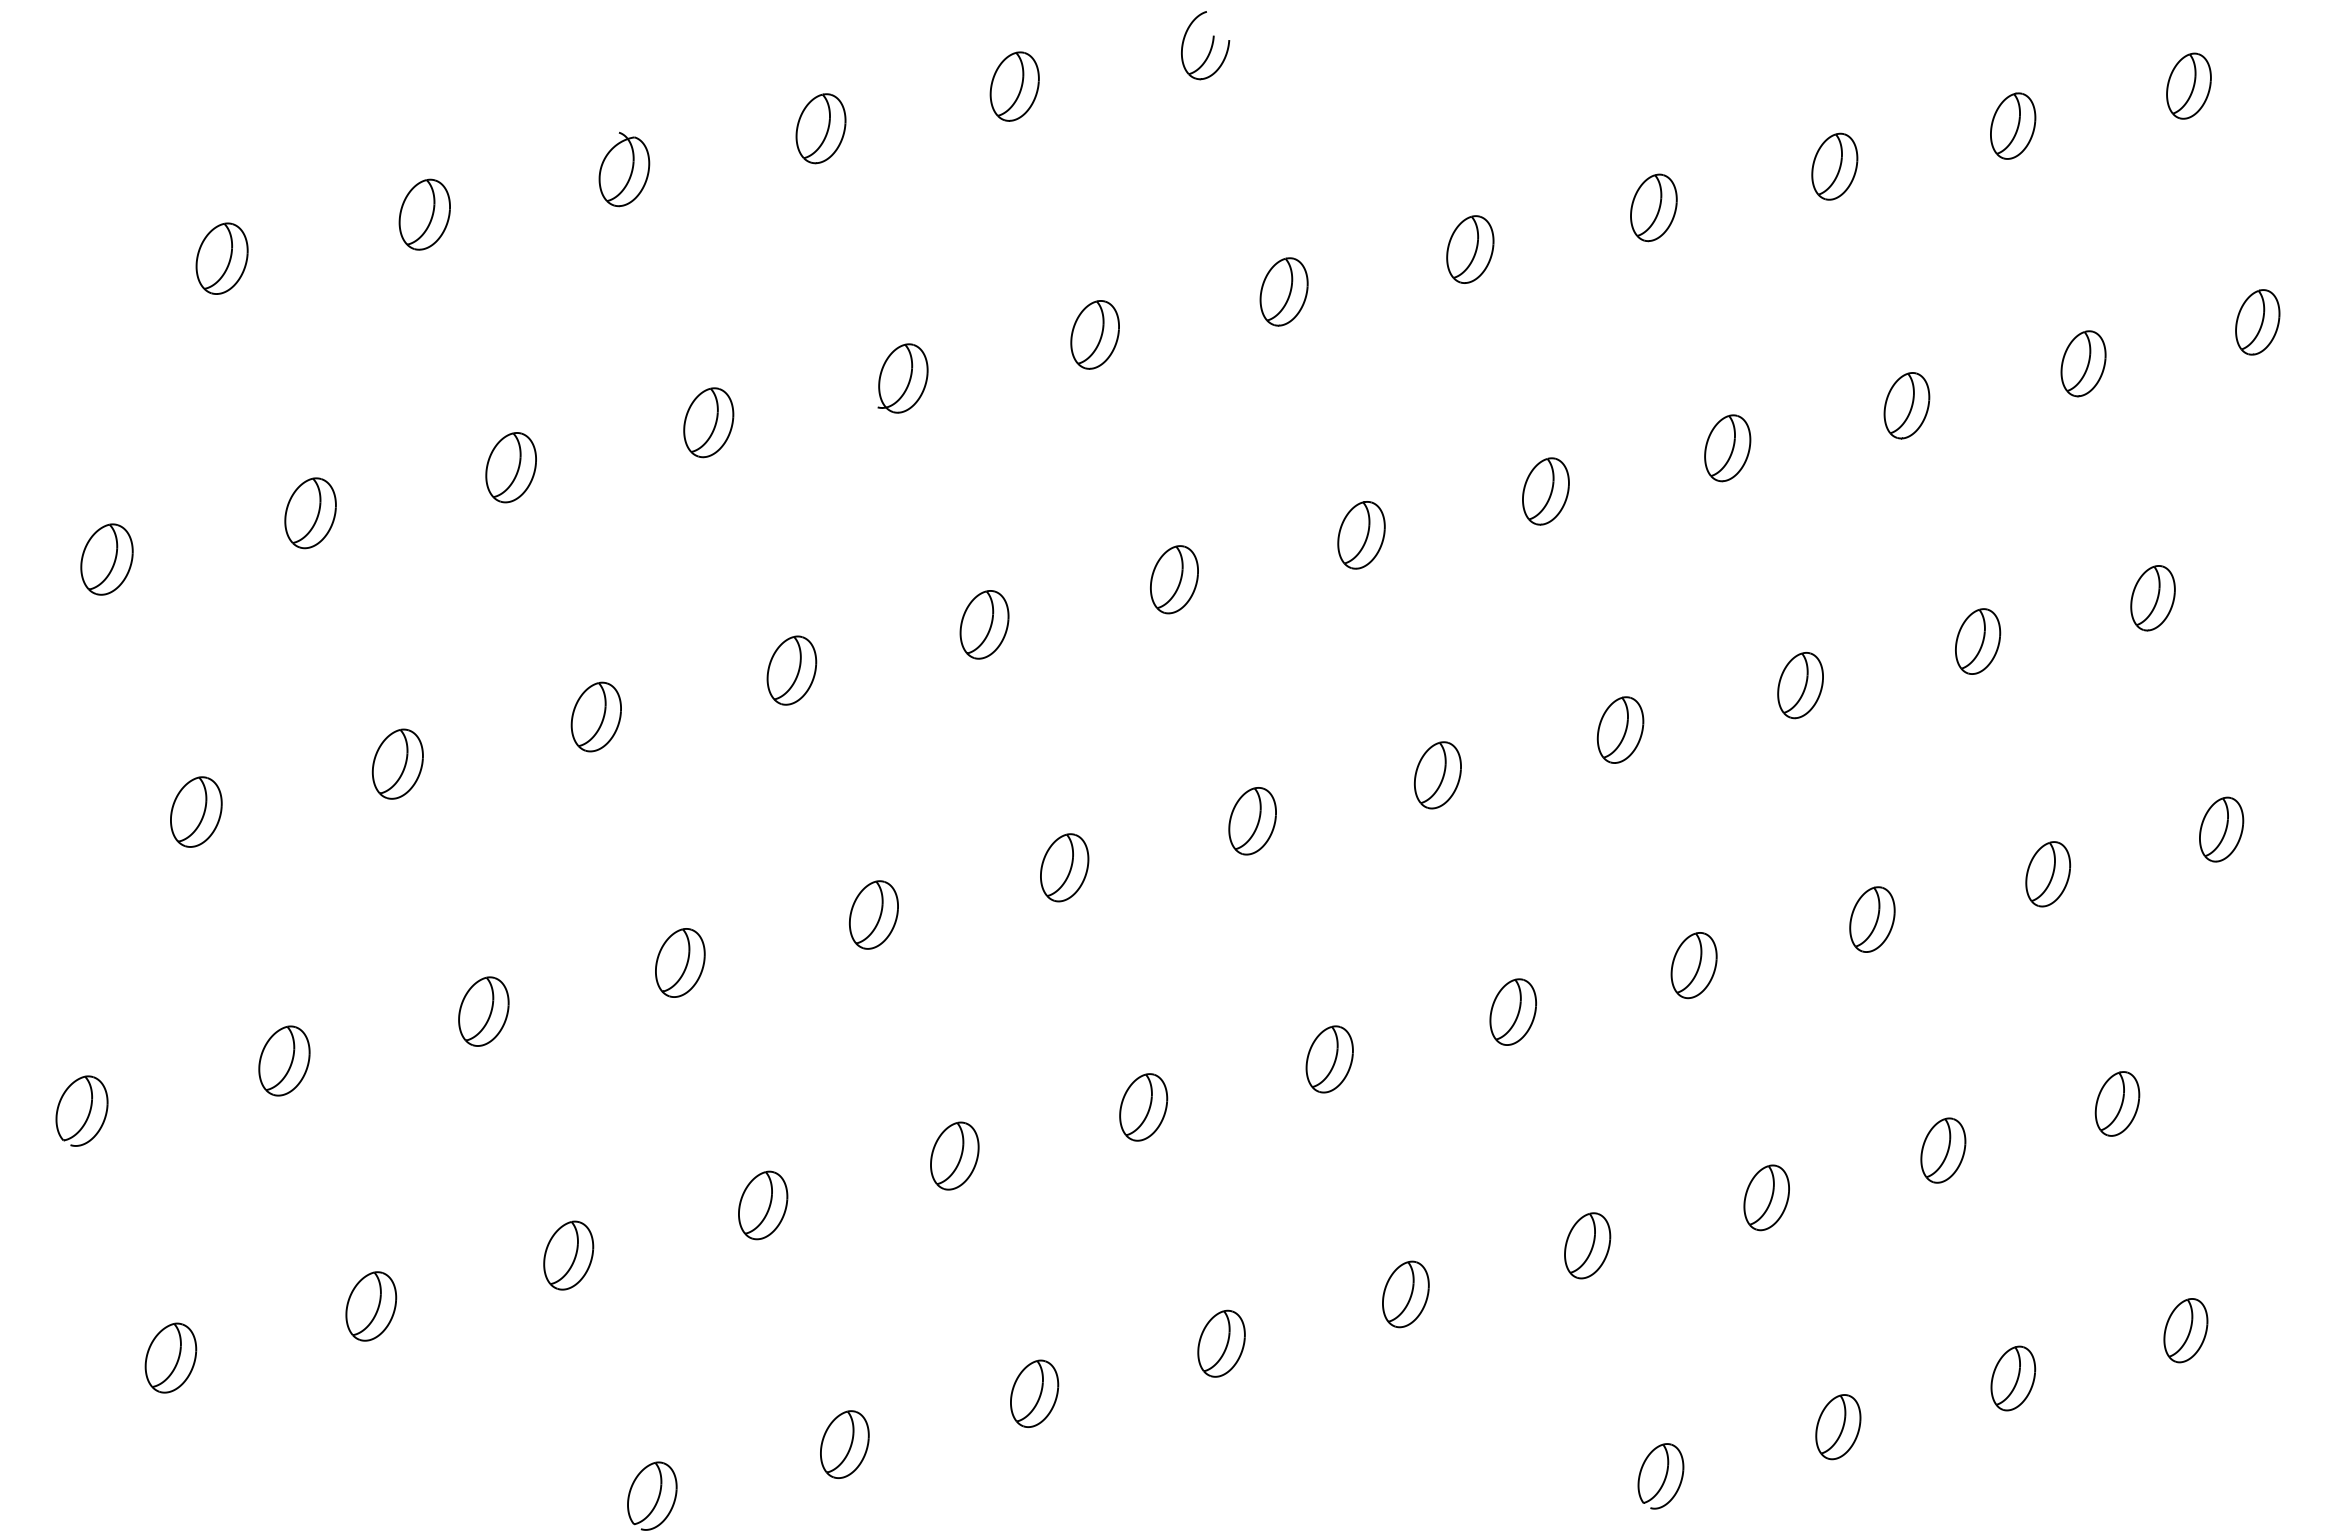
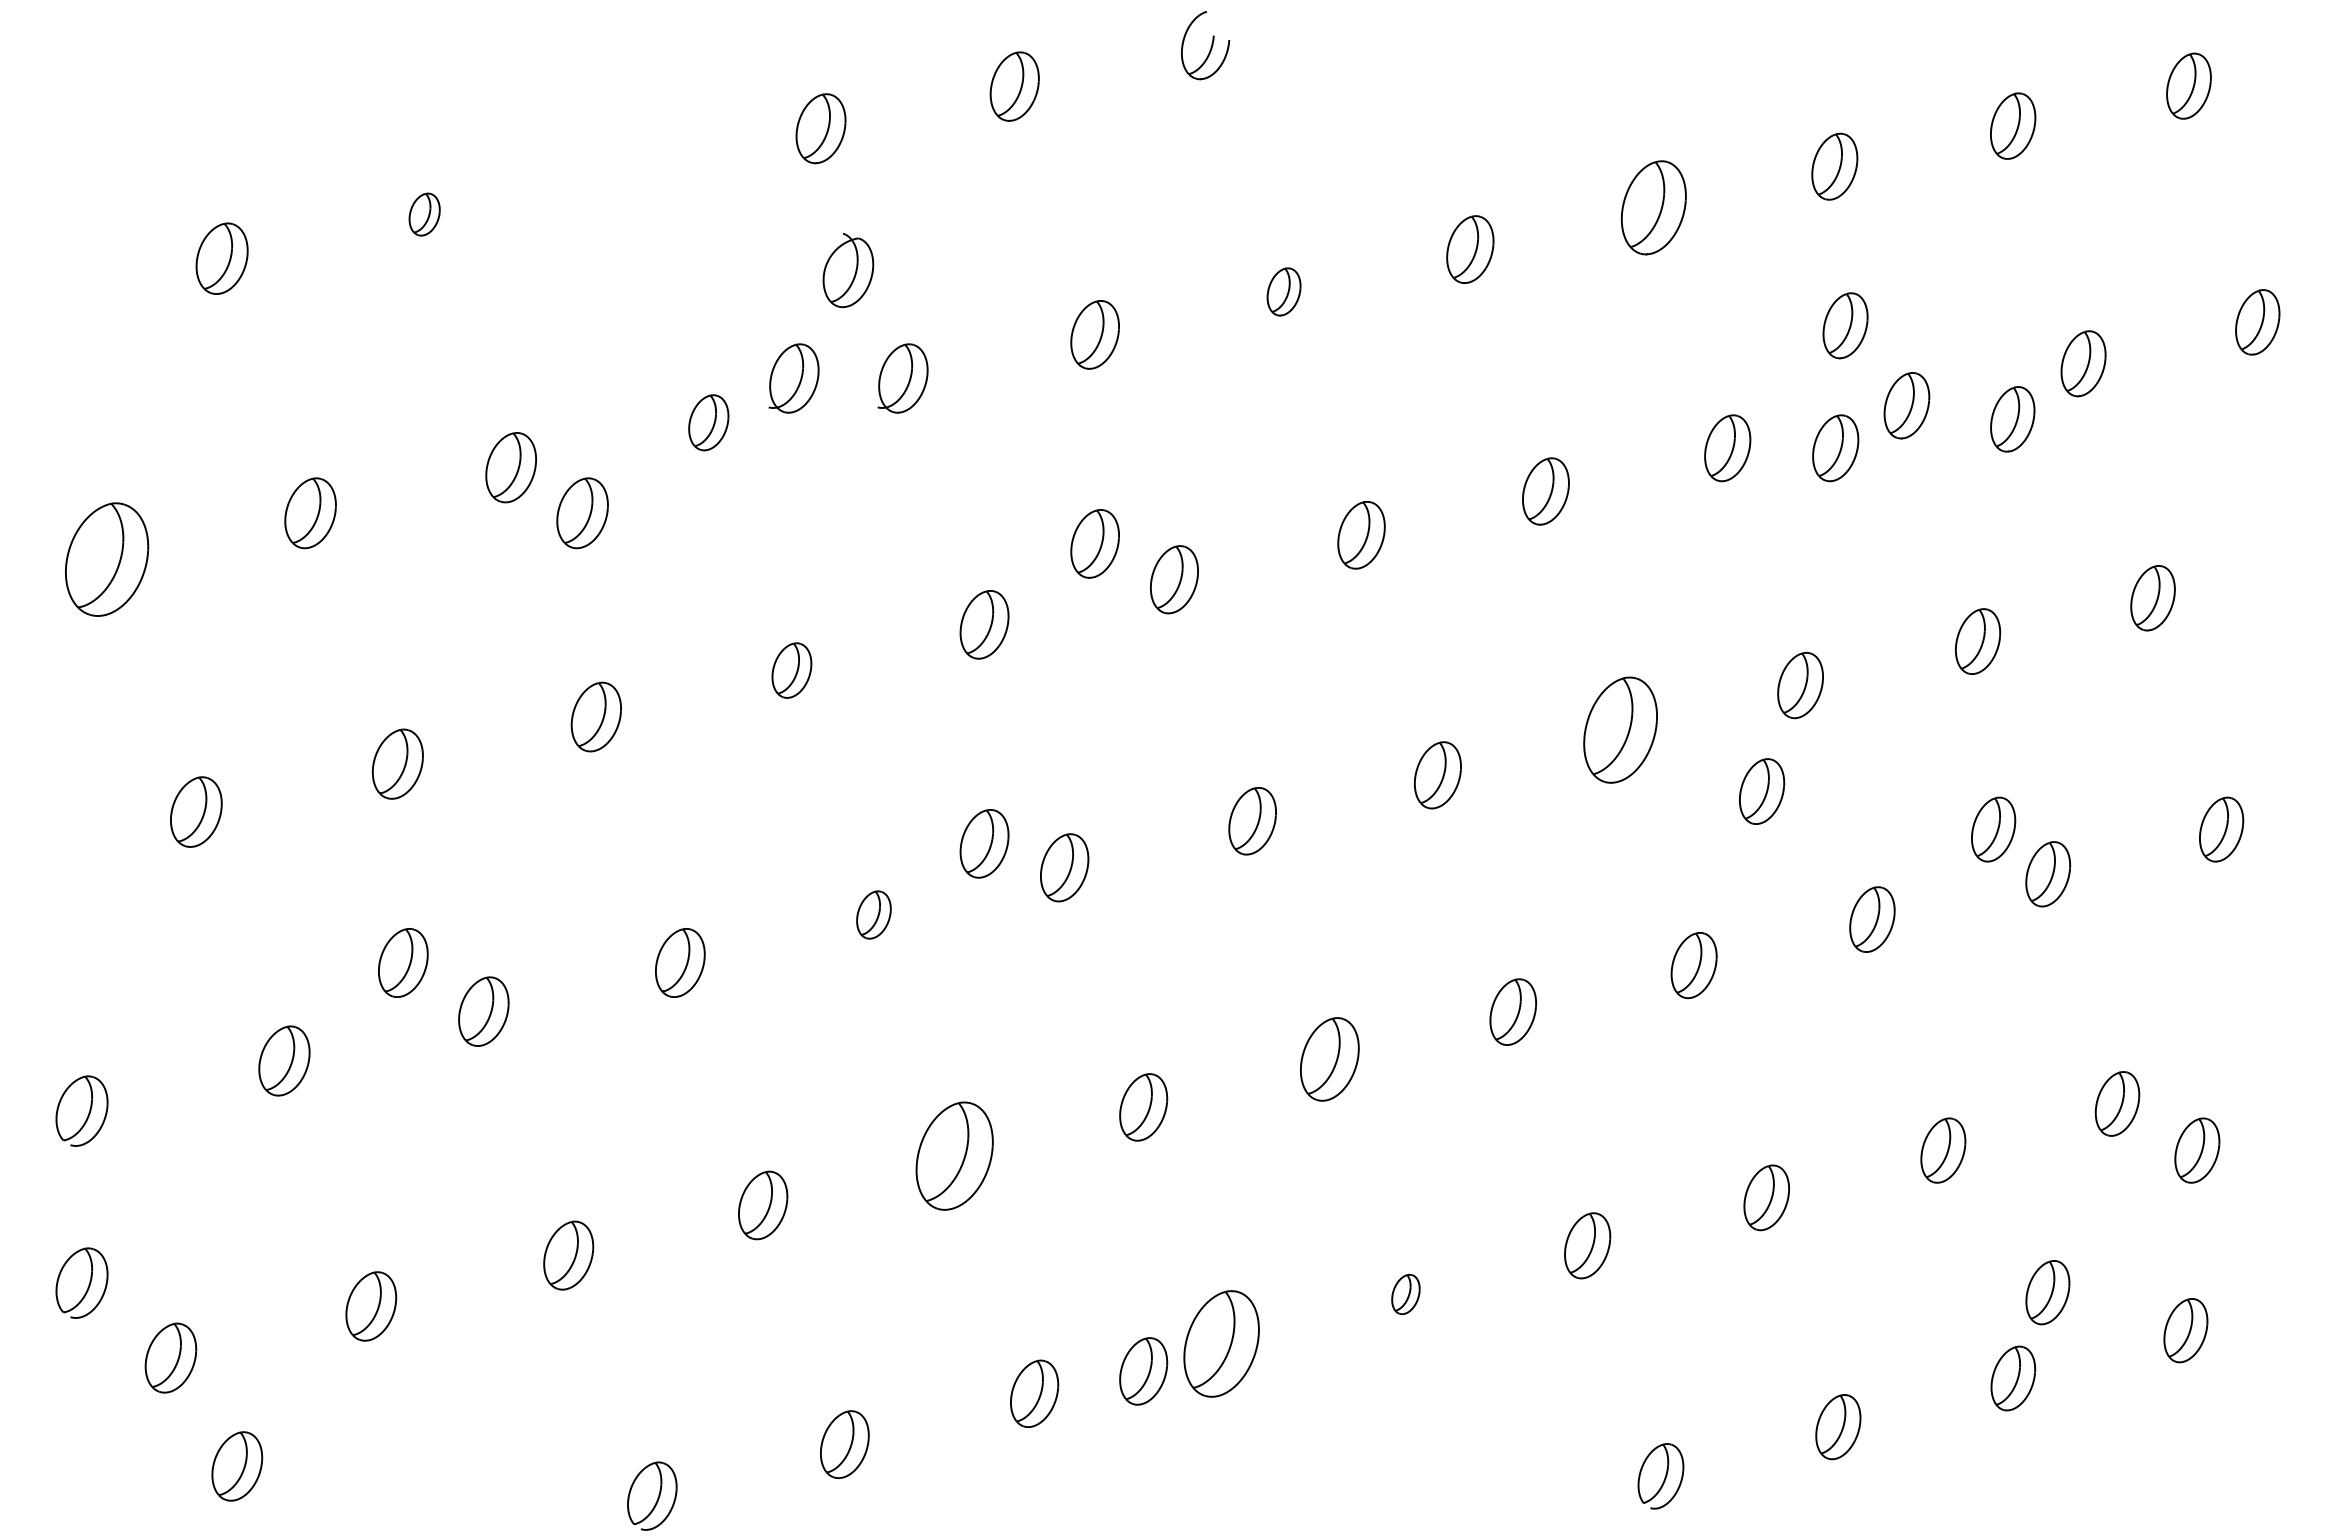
part position: (624, 169) -> (848, 270) (848, 270)
part size: 48x70 px -> 67x96 px (1653, 207)
part size: 53x73 px -> 33x45 px (424, 214)
part size: 50x70 px -> 36x50 px (1283, 291)
part: none -> present (1845, 325)
part: none -> present (793, 378)
part: none -> present (2012, 419)
part size: 52x72 px -> 42x58 px (708, 422)
part: none -> present (1835, 448)
part: none -> present (582, 513)
part: none -> present (1094, 543)
part size: 54x73 px -> 85x115 px (107, 559)
part size: 52x71 px -> 42x57 px (791, 670)
part size: 49x68 px -> 75x108 px (1620, 729)
part: none -> present (1762, 791)
part: none -> present (1993, 829)
part: none -> present (984, 843)
part size: 50x70 px -> 36x50 px (873, 914)
part: none -> present (403, 962)
part size: 49x69 px -> 60x85 px (1329, 1059)
part: none -> present (2197, 1150)
part size: 50x70 px -> 79x110 px (954, 1155)
part: none -> present (81, 1282)
part: none -> present (2047, 1292)
part size: 48x69 px -> 30x42 px (1405, 1293)
part size: 49x69 px -> 77x108 px (1221, 1343)
part: none -> present (1143, 1371)
part: none -> present (237, 1466)
